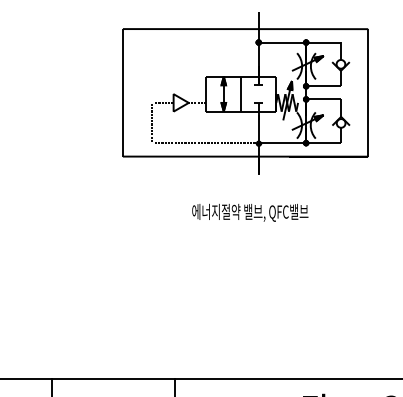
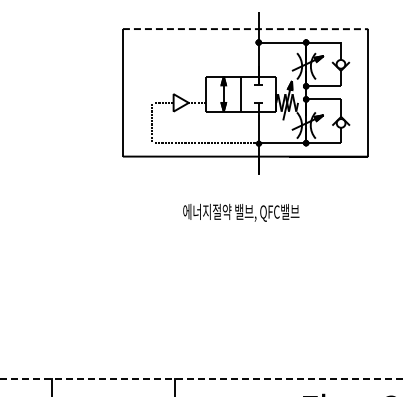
line: solid -> dashed (245, 29)
text position: (250, 212) -> (241, 212) (241, 212)
line: solid -> dashed (201, 379)
